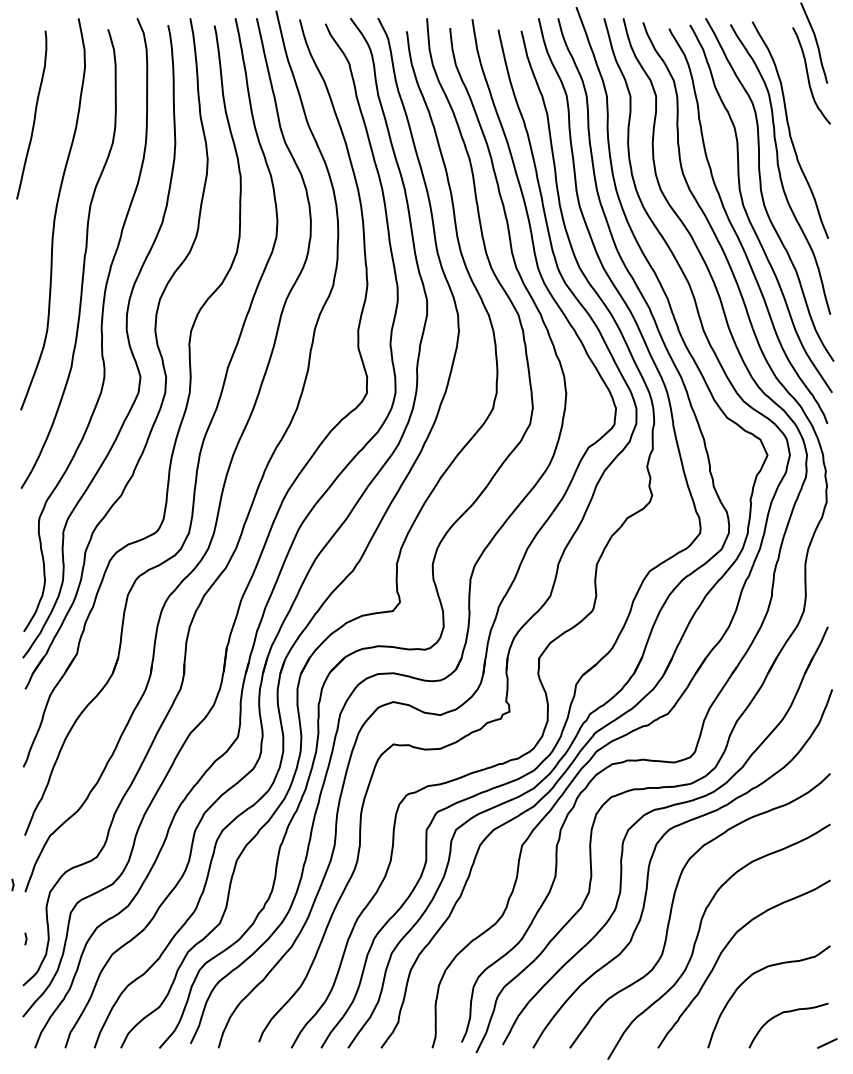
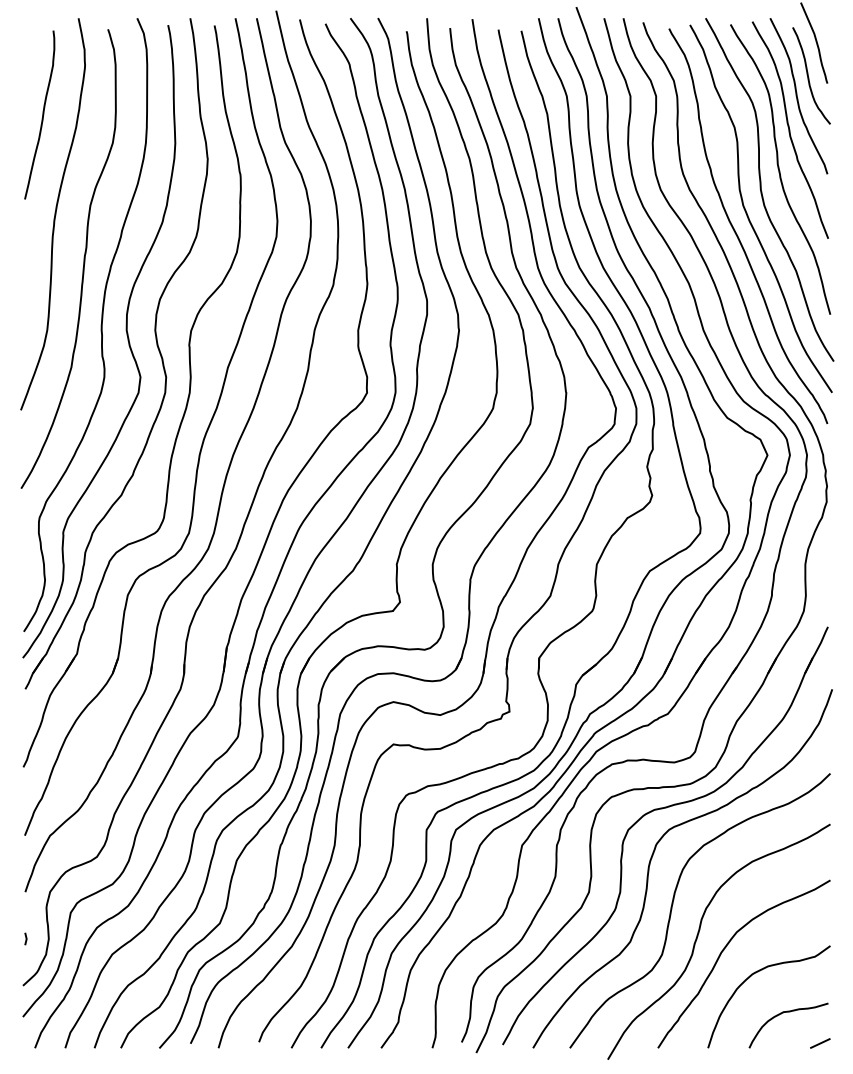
curve: none -> present (797, 96)
curve position: (34, 114) -> (42, 114) (42, 114)
line: present -> none (12, 884)
line position: (827, 1043) -> (820, 1043) (820, 1043)
